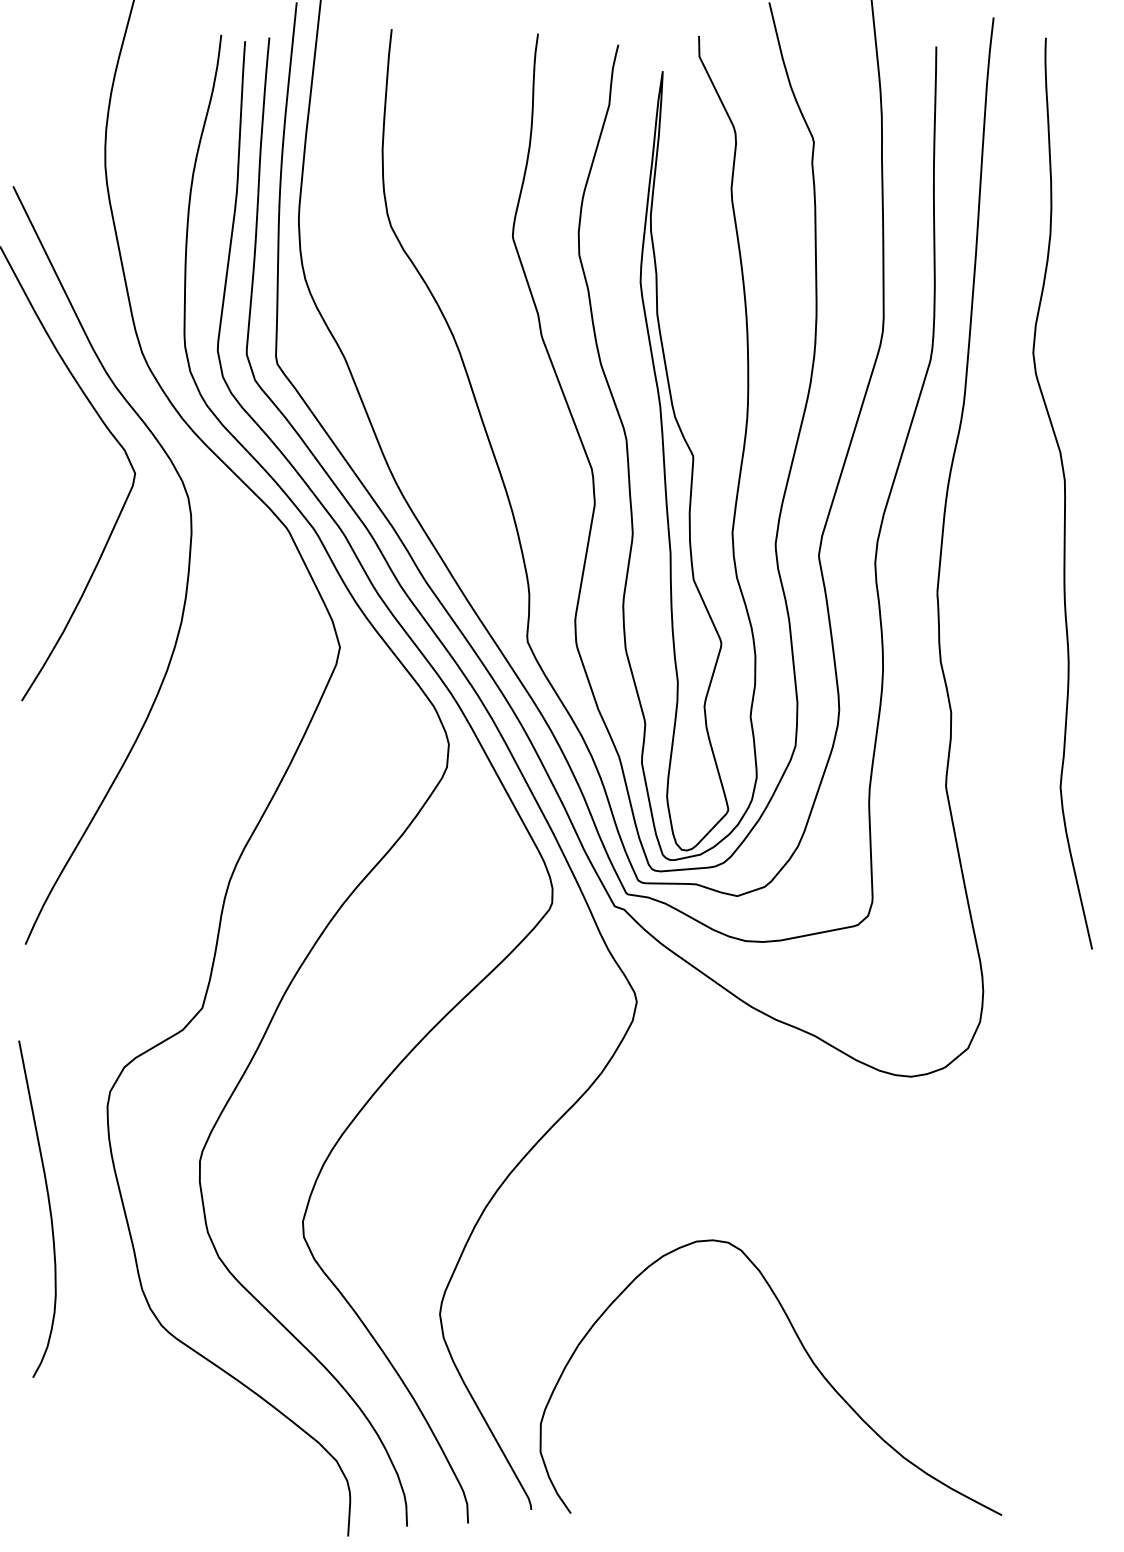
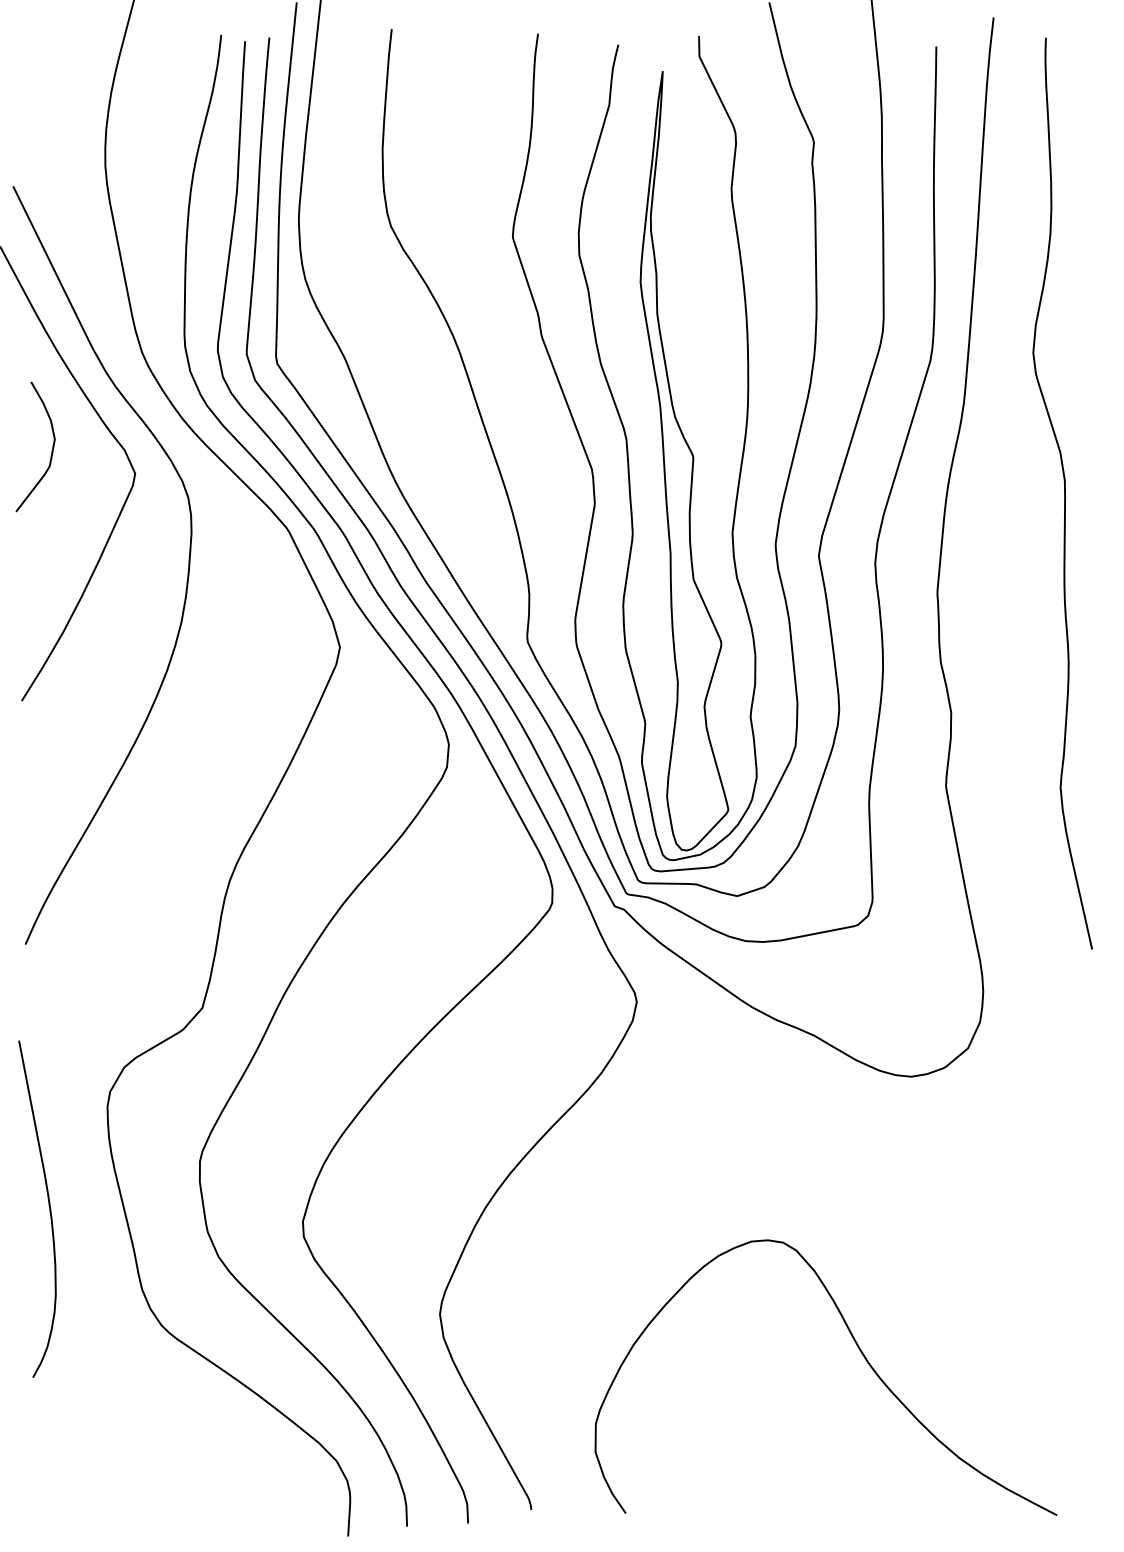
curve: none -> present (51, 450)
curve position: (805, 1352) -> (860, 1352) (860, 1352)
